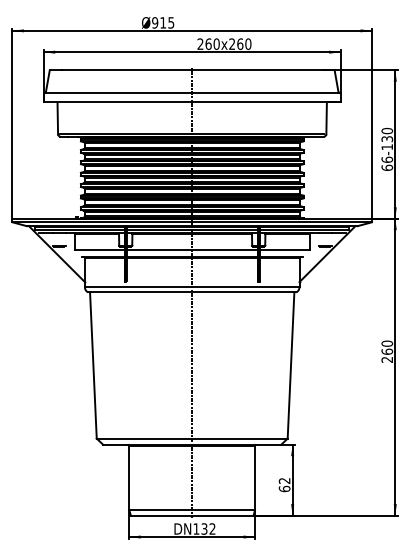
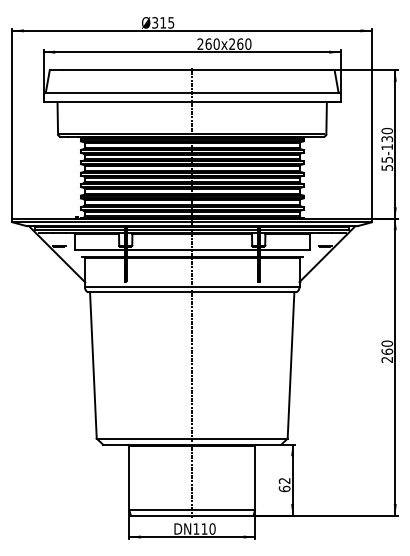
text: 915 -> 315 (155, 22)
text: 66- -> 55- (387, 163)
text: 132 -> 110 (208, 528)
